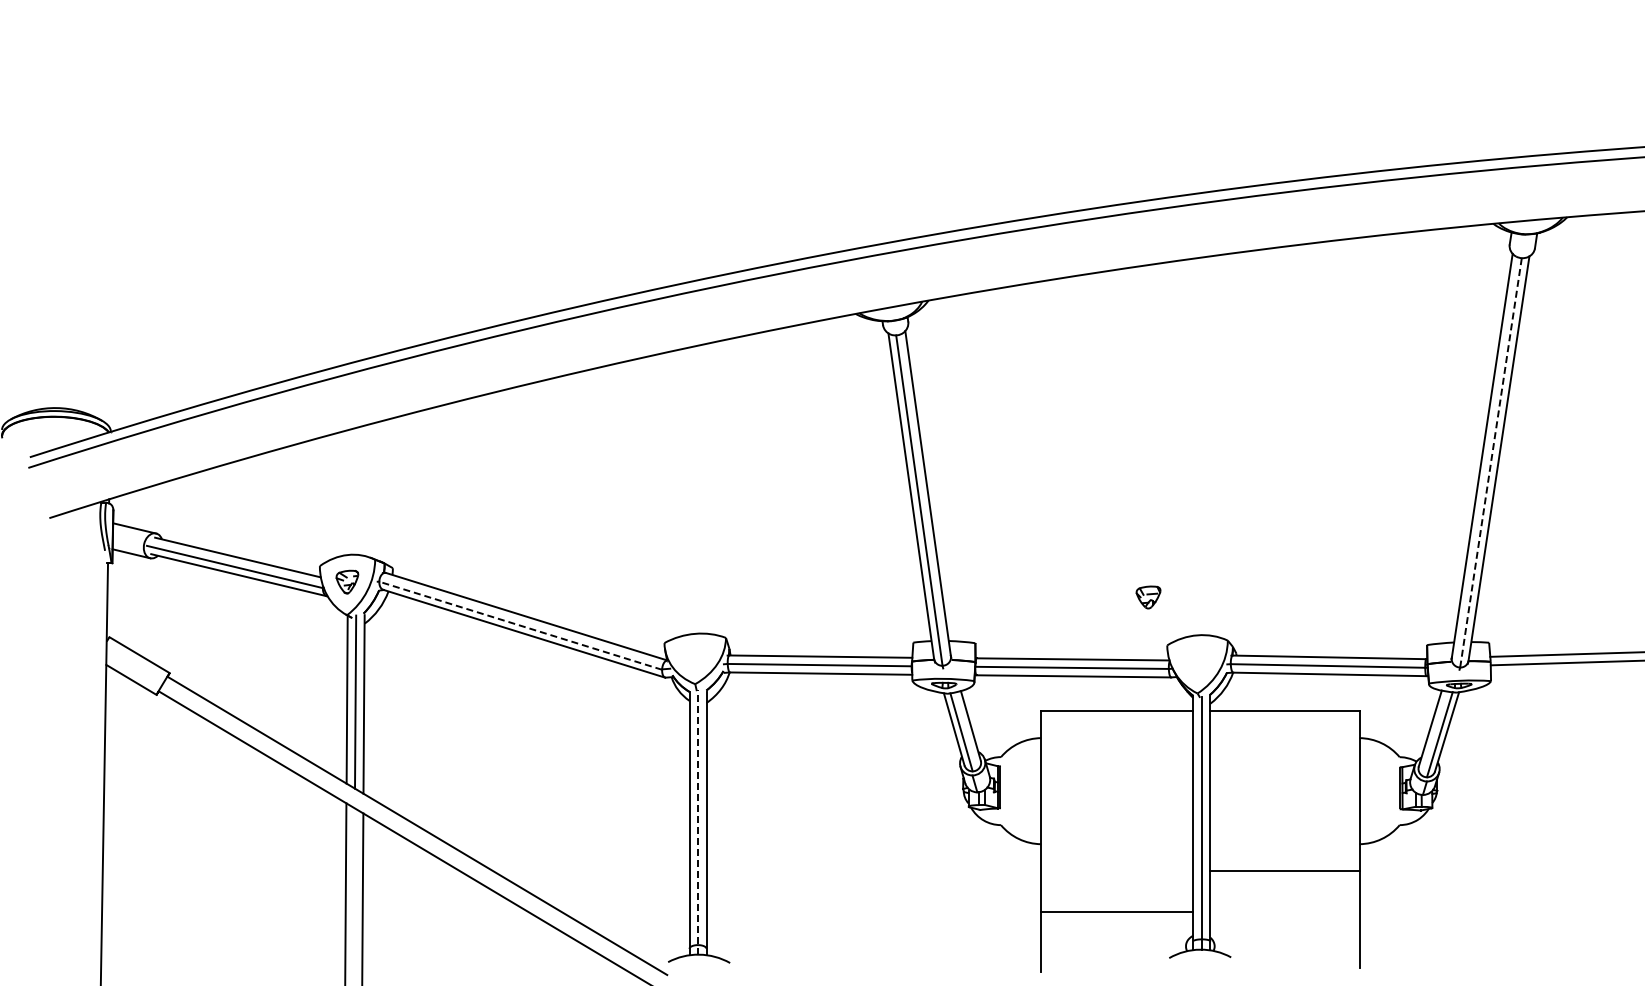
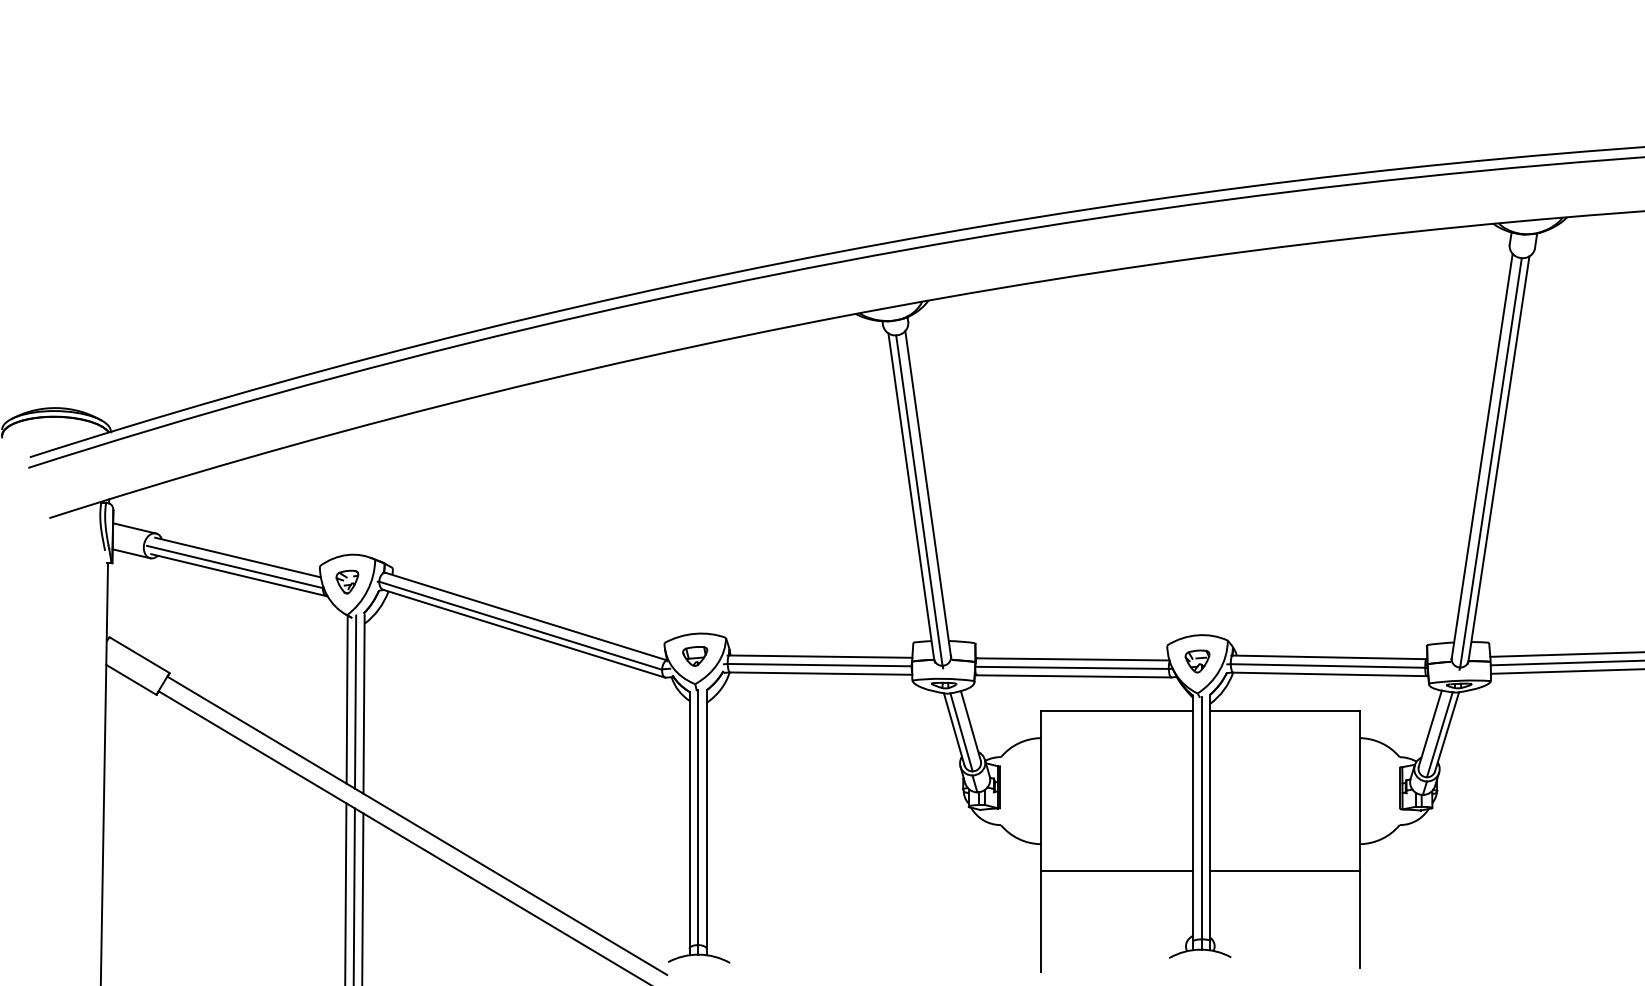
line: dashed -> solid (1491, 462)
part position: (1148, 597) -> (1197, 661) (1197, 661)
line: dashed -> solid (520, 625)
part: none -> present (695, 656)
line: none -> present (1565, 671)
line: dashed -> solid (698, 822)
line: none -> present (353, 895)
line position: (1117, 911) -> (1117, 870) (1117, 870)
